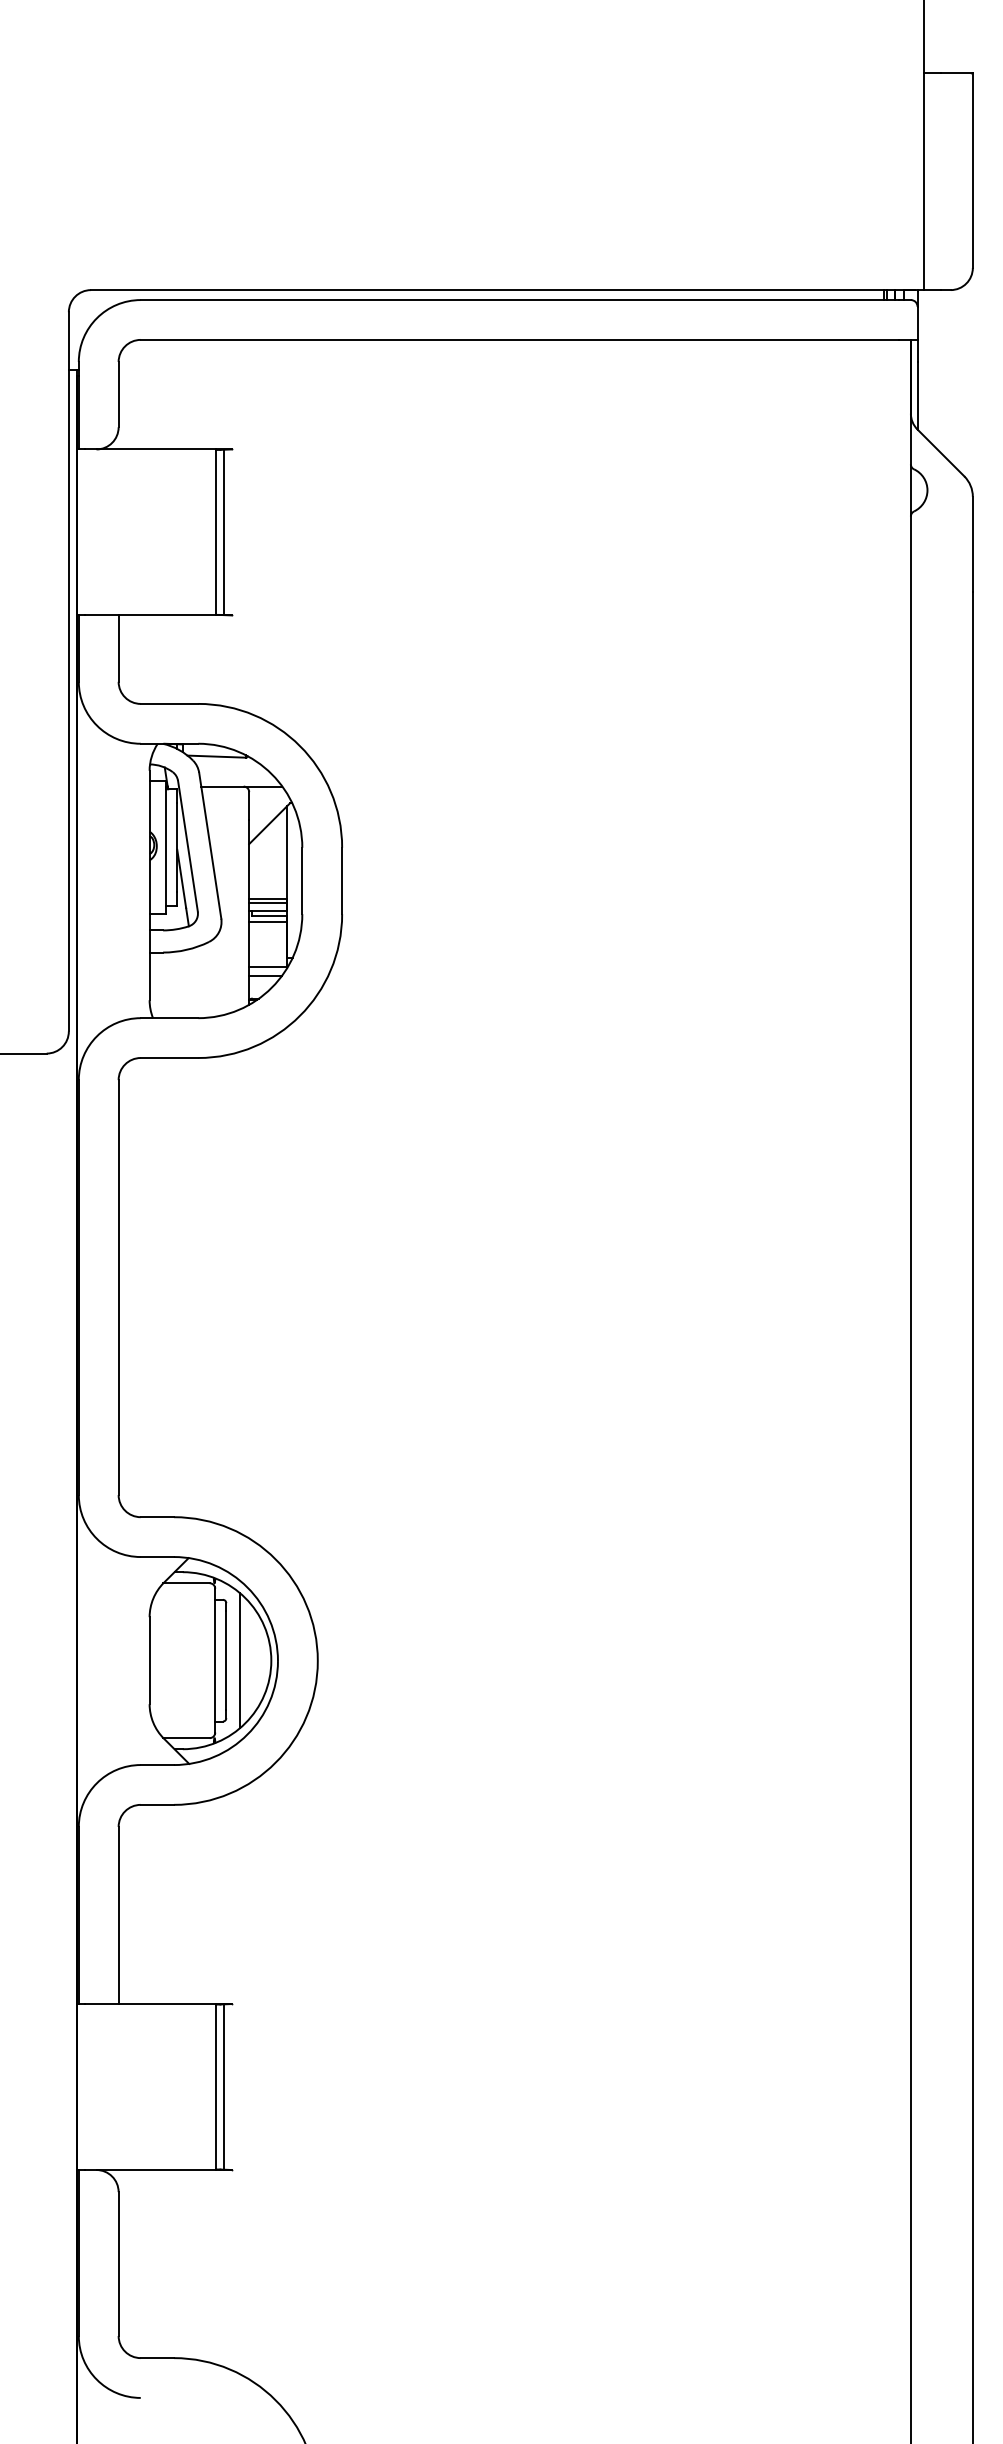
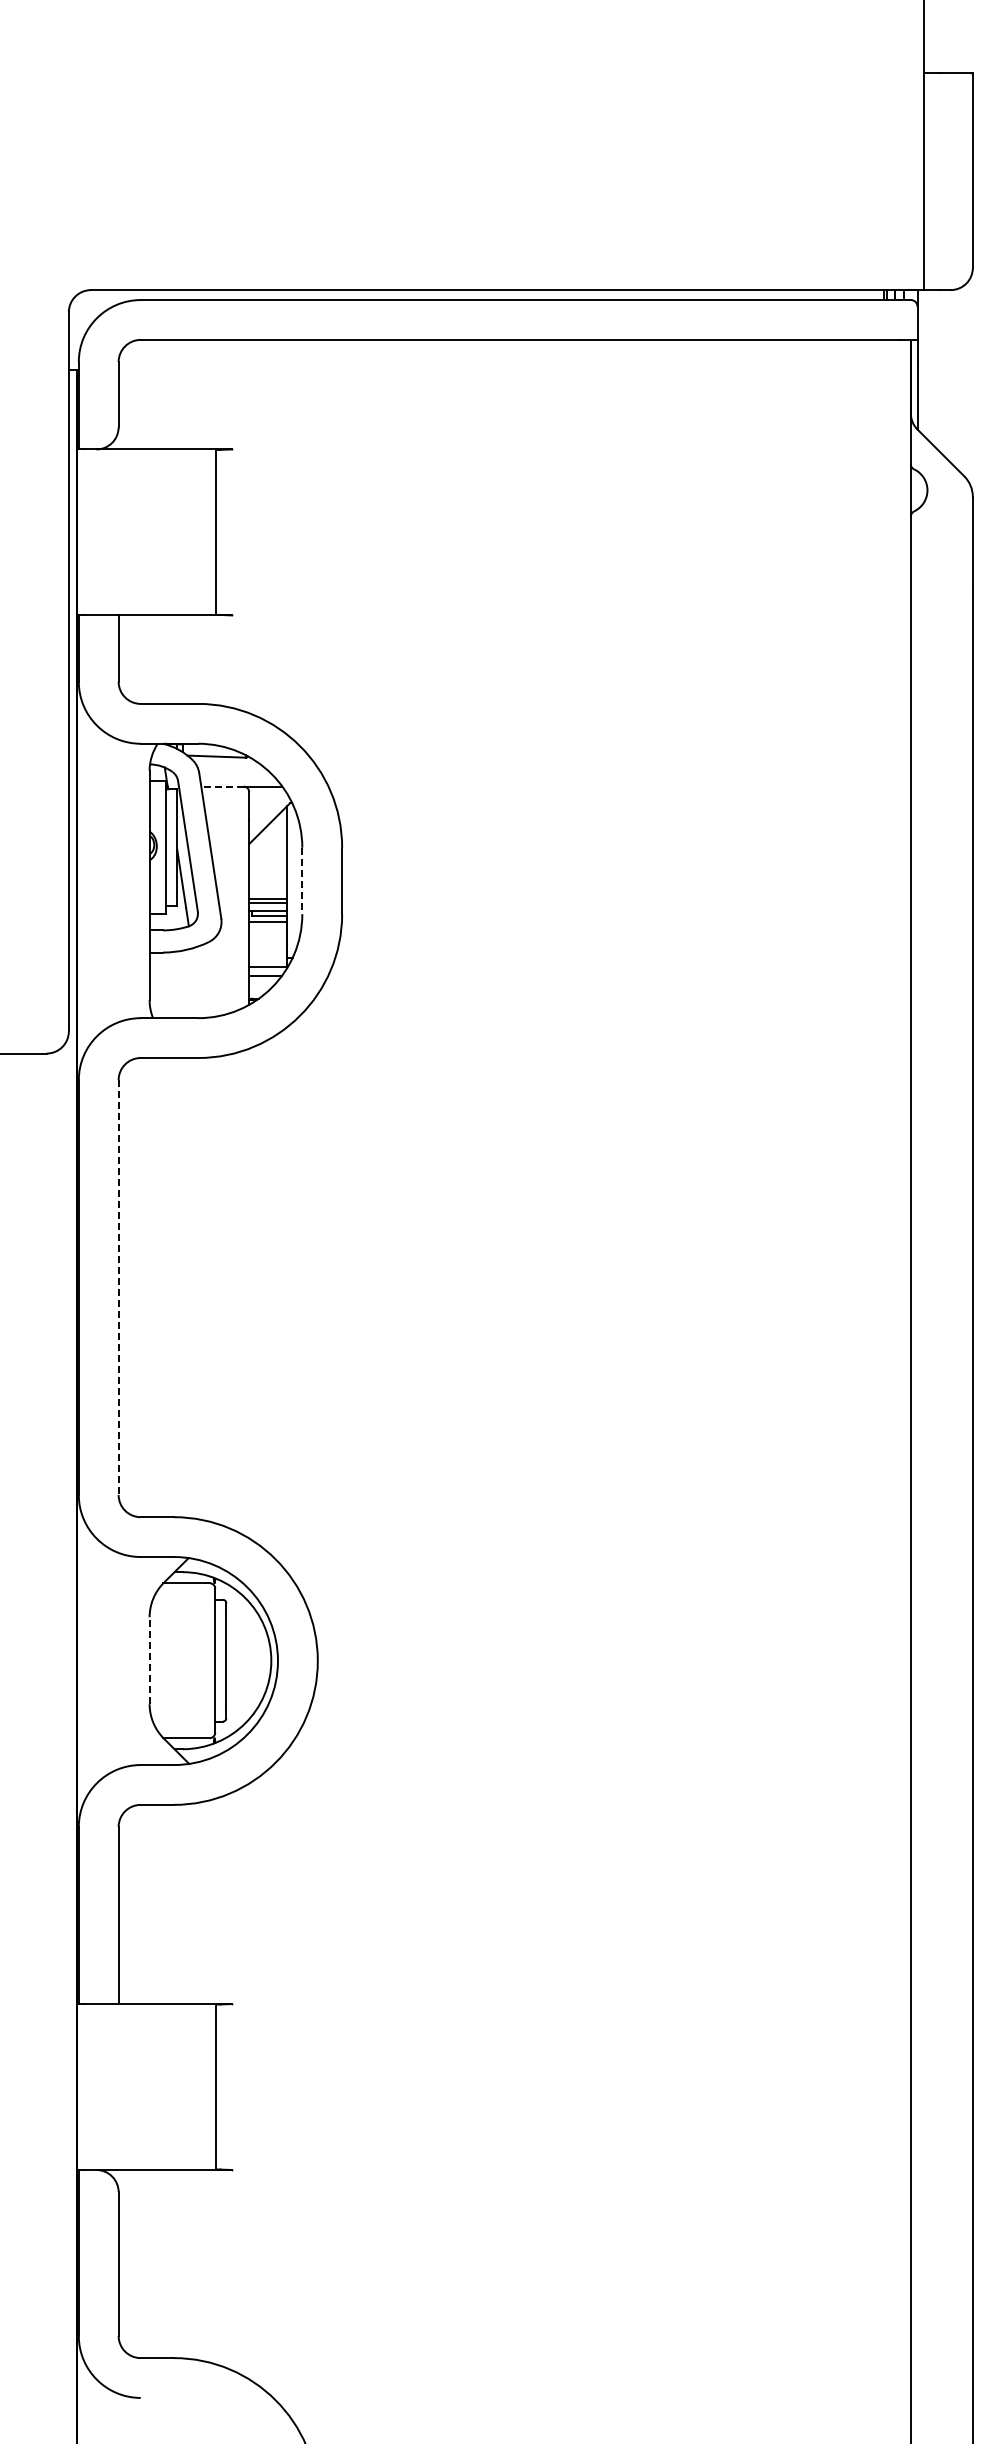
line: present -> none (223, 532)
line: solid -> dashed (222, 786)
line: solid -> dashed (302, 881)
line: solid -> dashed (118, 1288)
line: solid -> dashed (149, 1660)
line: present -> none (240, 1660)
line: present -> none (223, 2086)
